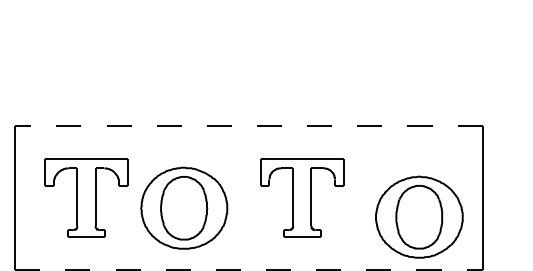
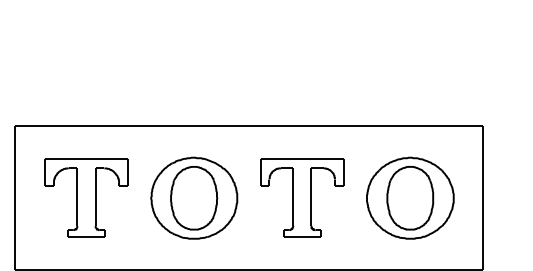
line: dashed -> solid (248, 126)
part position: (184, 207) -> (194, 197) (194, 197)
part position: (419, 216) -> (410, 197) (410, 197)
line: dashed -> solid (248, 270)
